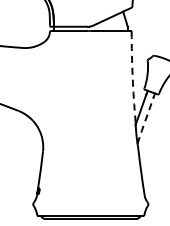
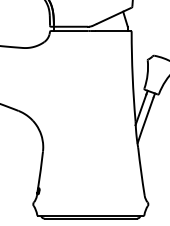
arc: dashed -> solid (132, 76)
line: dashed -> solid (145, 120)
